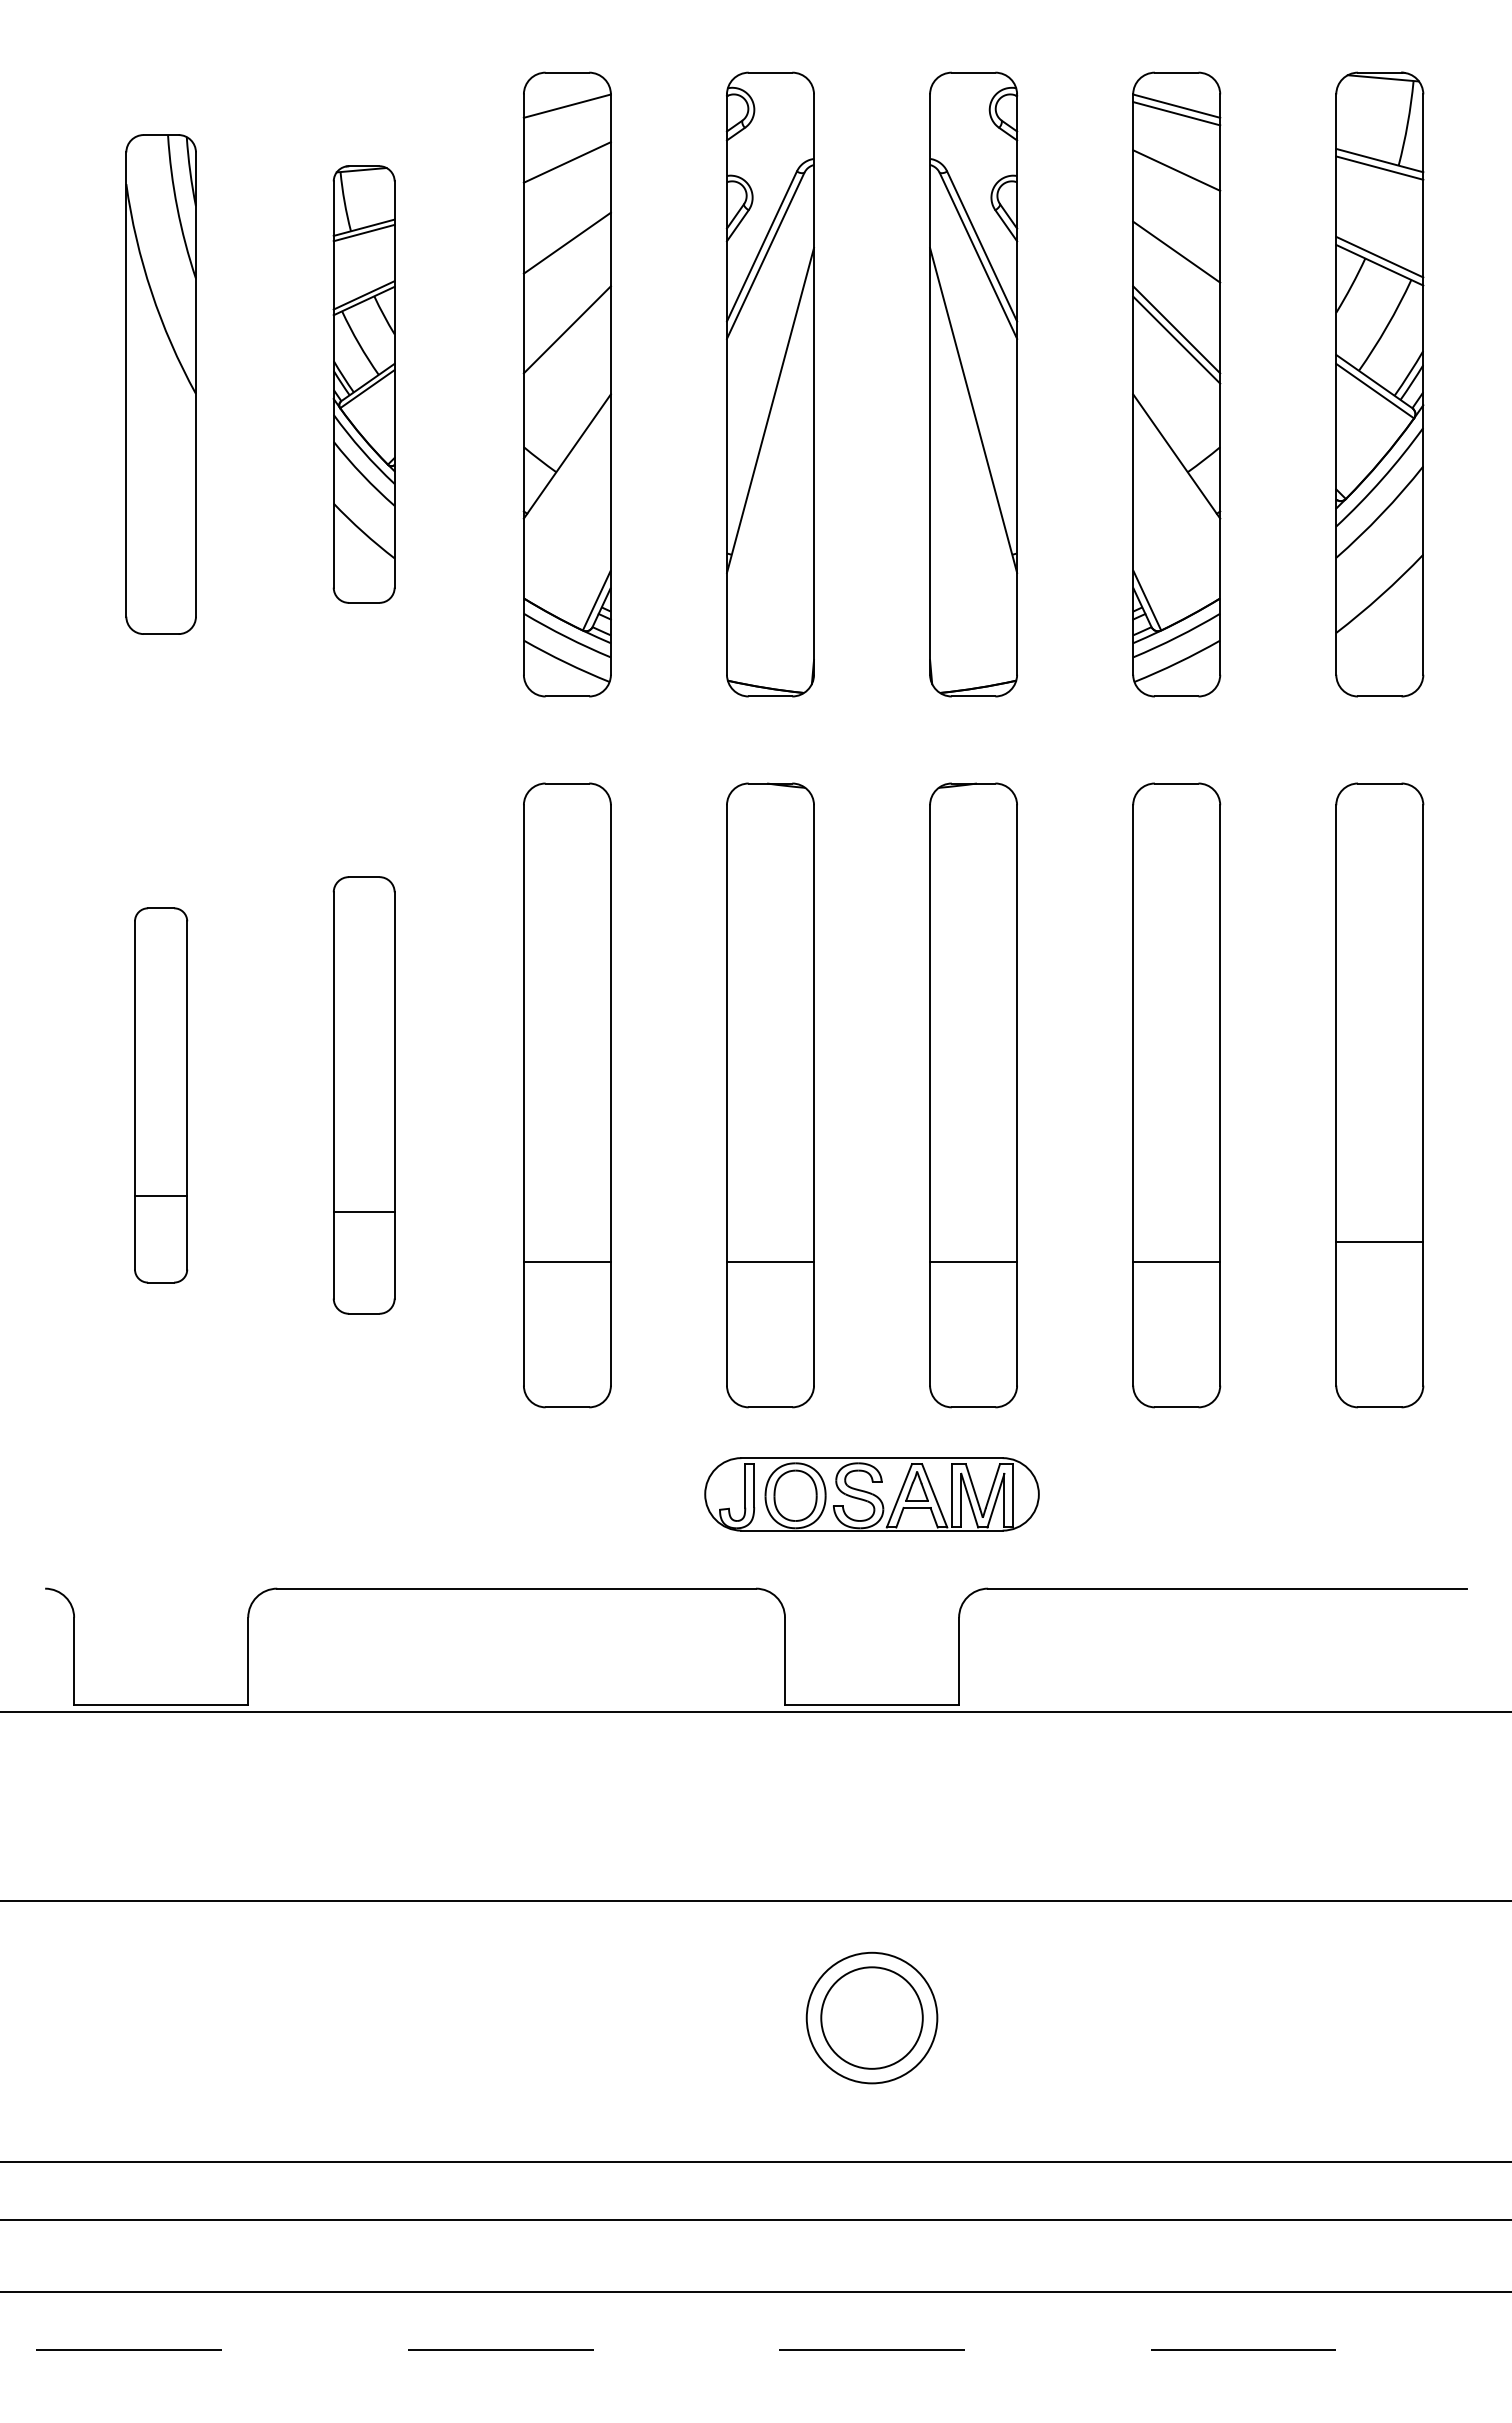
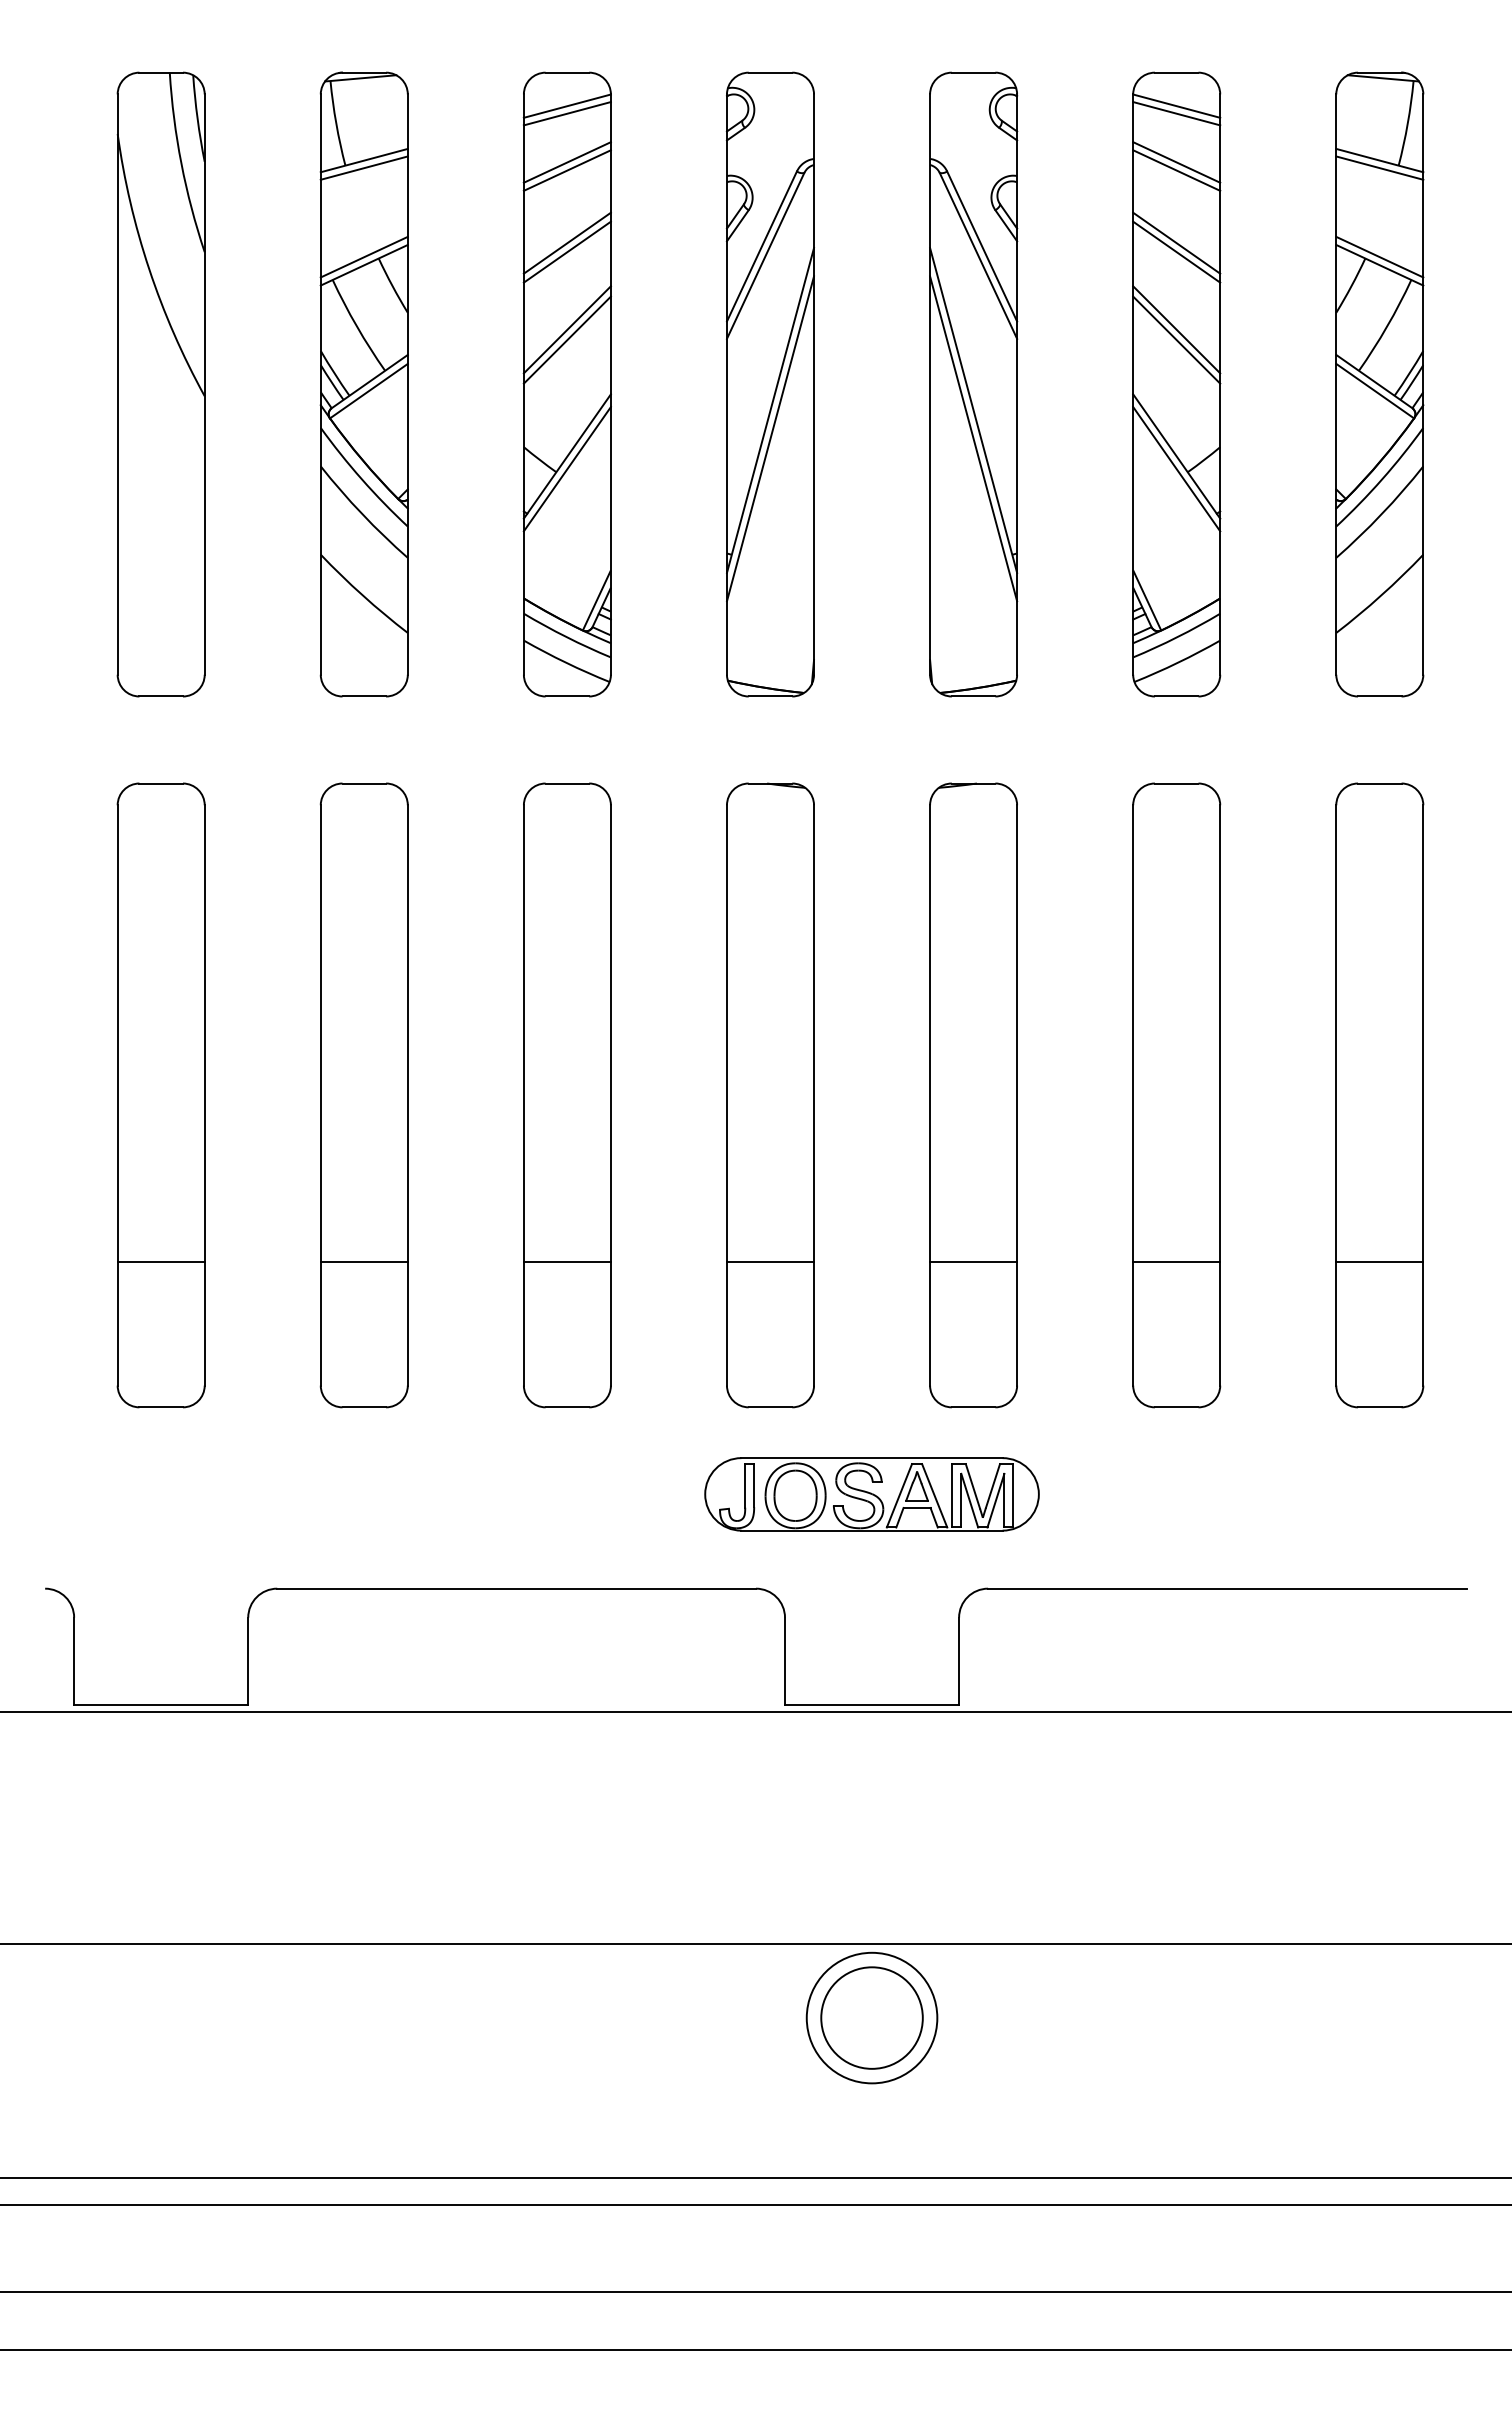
line: none -> present (566, 113)
line: none -> present (1176, 162)
line: none -> present (566, 170)
line: none -> present (1176, 242)
line: none -> present (566, 251)
line: none -> present (566, 339)
part size: 72x501 px -> 90x627 px (160, 384)
part size: 64x439 px -> 90x627 px (363, 384)
line: none -> present (770, 438)
line: none -> present (973, 438)
line: none -> present (566, 469)
line: none -> present (1176, 469)
part size: 55x377 px -> 90x627 px (160, 1095)
part size: 64x439 px -> 90x627 px (363, 1095)
line position: (1379, 1242) -> (1379, 1262) (1379, 1262)
line position: (755, 1901) -> (755, 1944) (755, 1944)
line position: (755, 2161) -> (755, 2177) (755, 2177)
line position: (755, 2220) -> (755, 2205) (755, 2205)
line: dashed -> solid (755, 2350)
